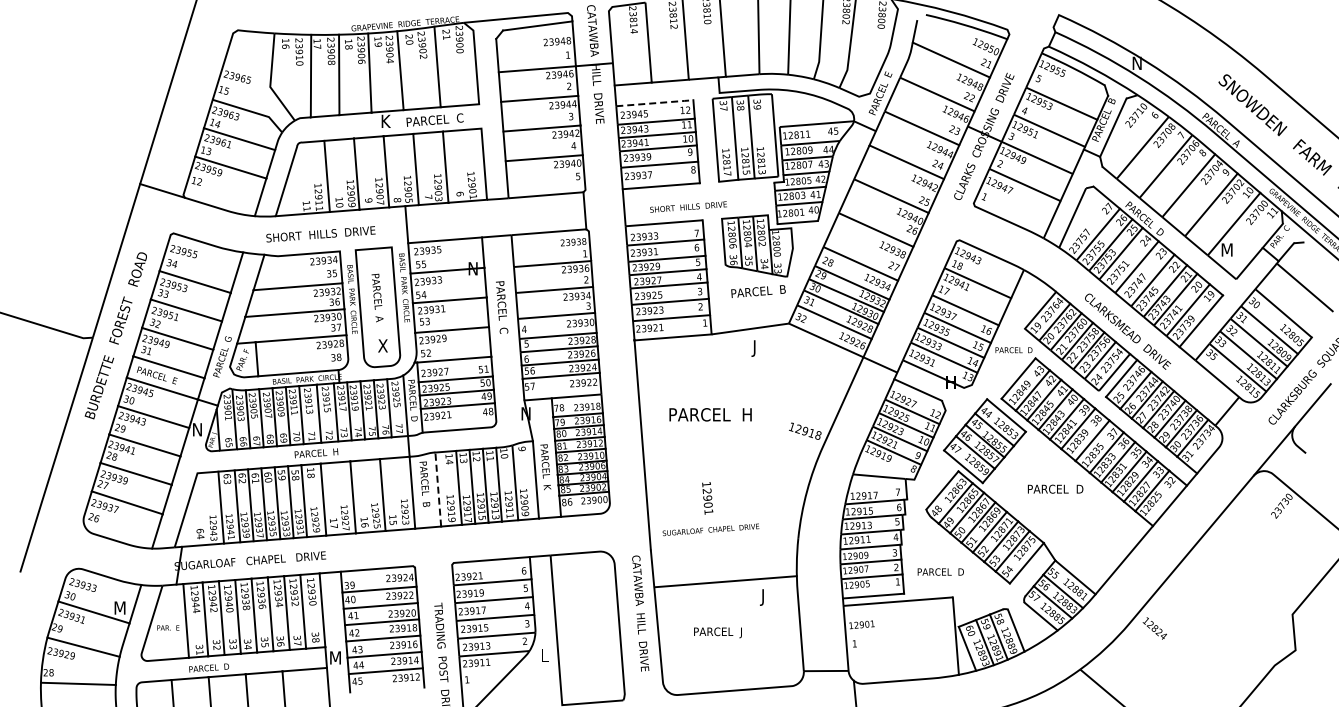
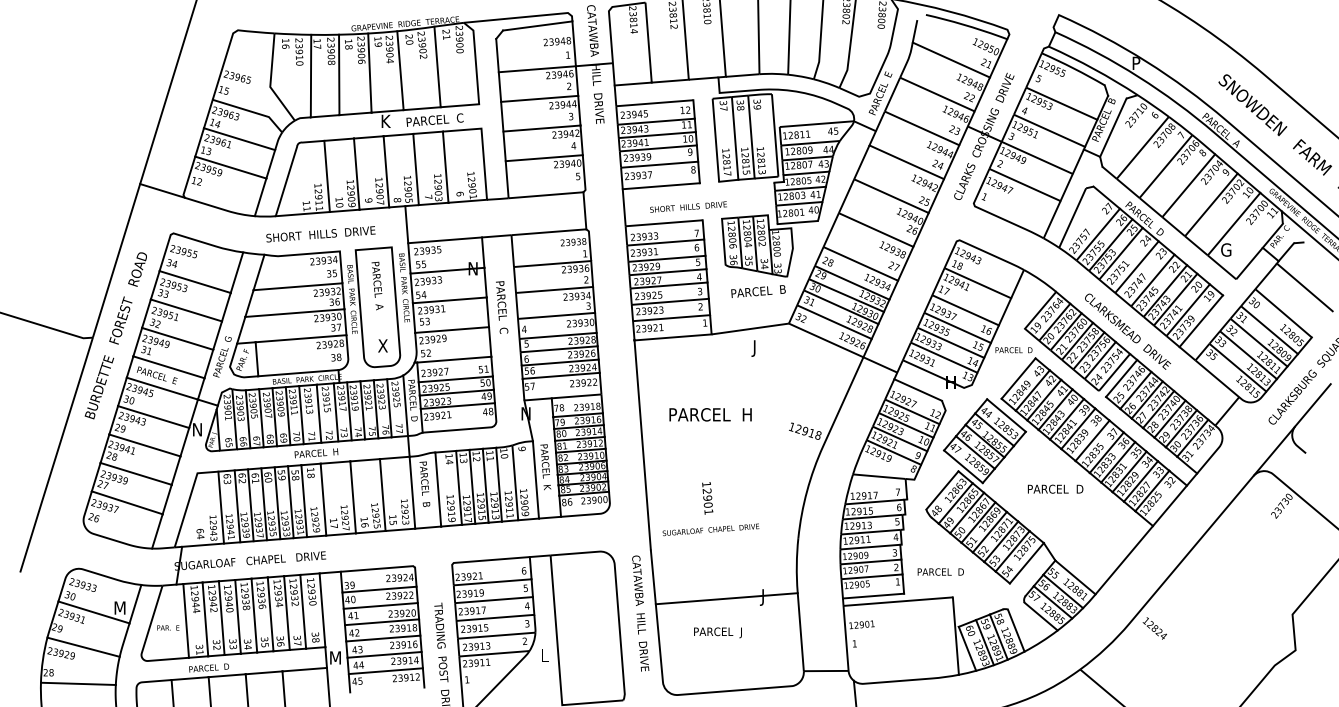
text: N -> P (1137, 62)
line: dashed -> solid (655, 103)
text: M -> G (1226, 249)
text position: (377, 297) -> (377, 285) (377, 285)
line: dashed -> solid (438, 489)
line position: (725, 581) -> (726, 598) (726, 598)
